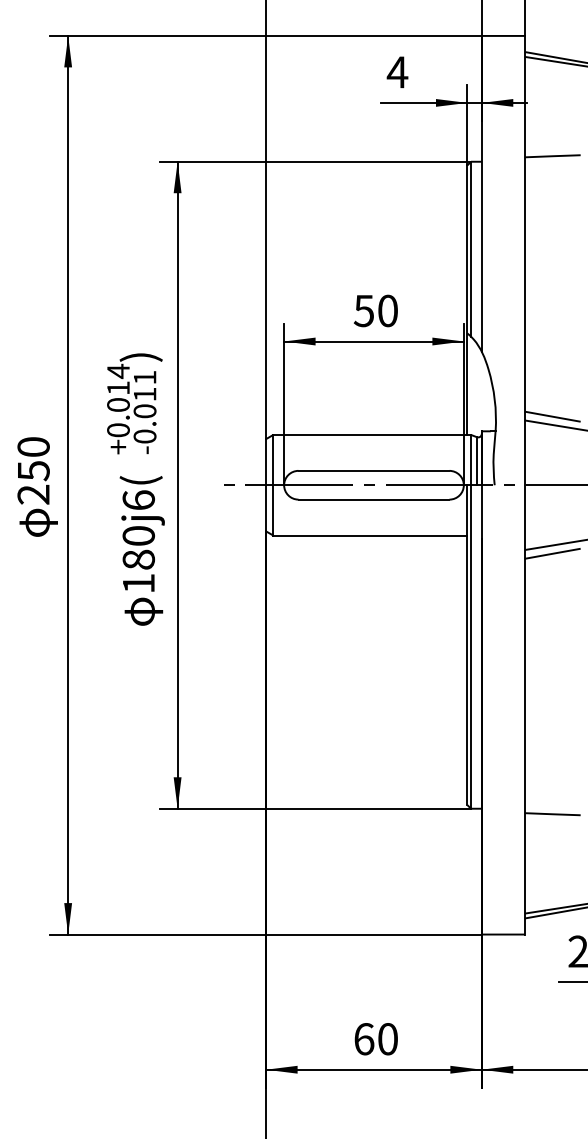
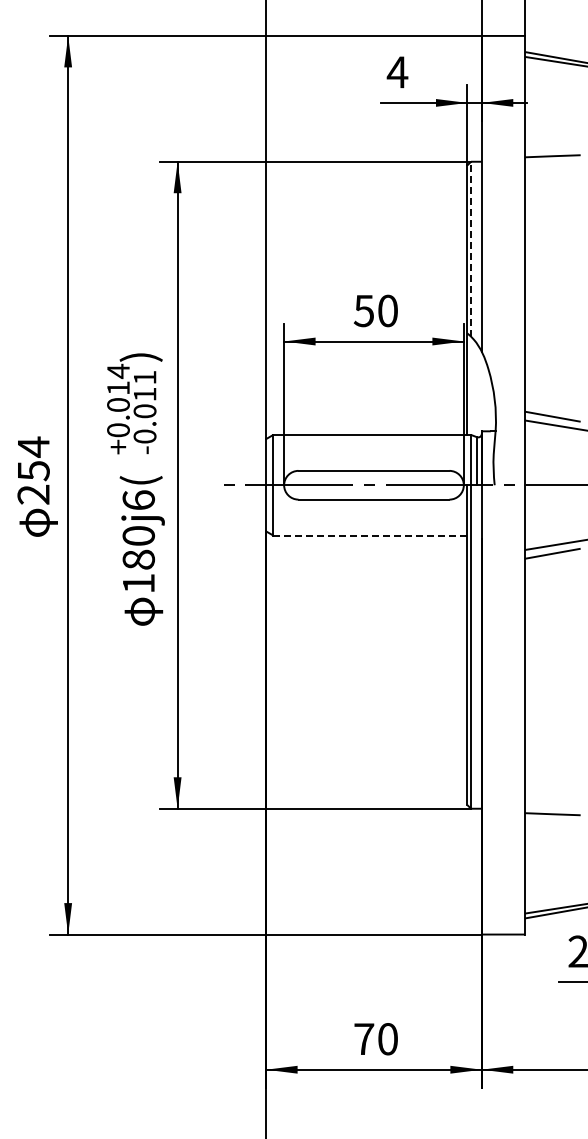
line: solid -> dashed (471, 248)
text: 250 -> 254 (33, 446)
line: solid -> dashed (370, 535)
text: 60 -> 70 (364, 1039)
